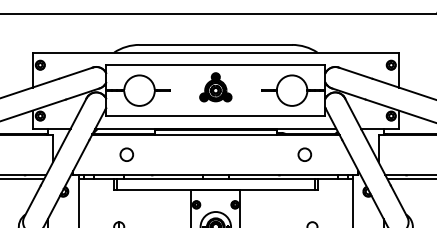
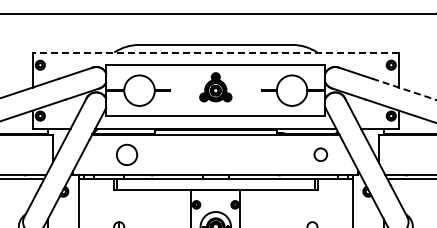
line: solid -> dashed (215, 52)
line: solid -> dashed (403, 89)
circle size: 15x15 px -> 23x23 px (127, 154)
circle position: (304, 154) -> (320, 154) (320, 154)
